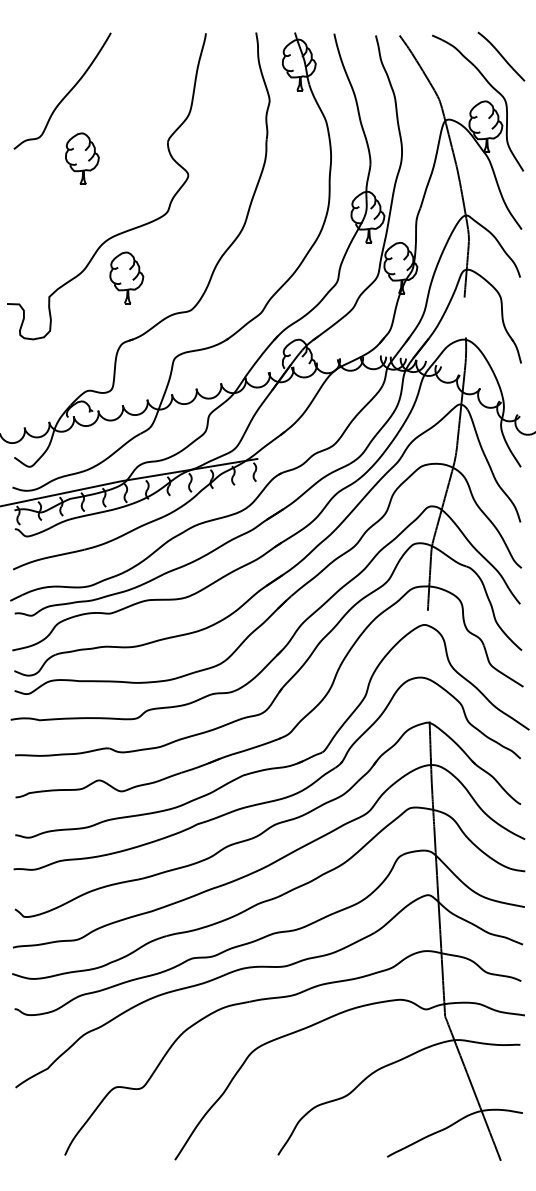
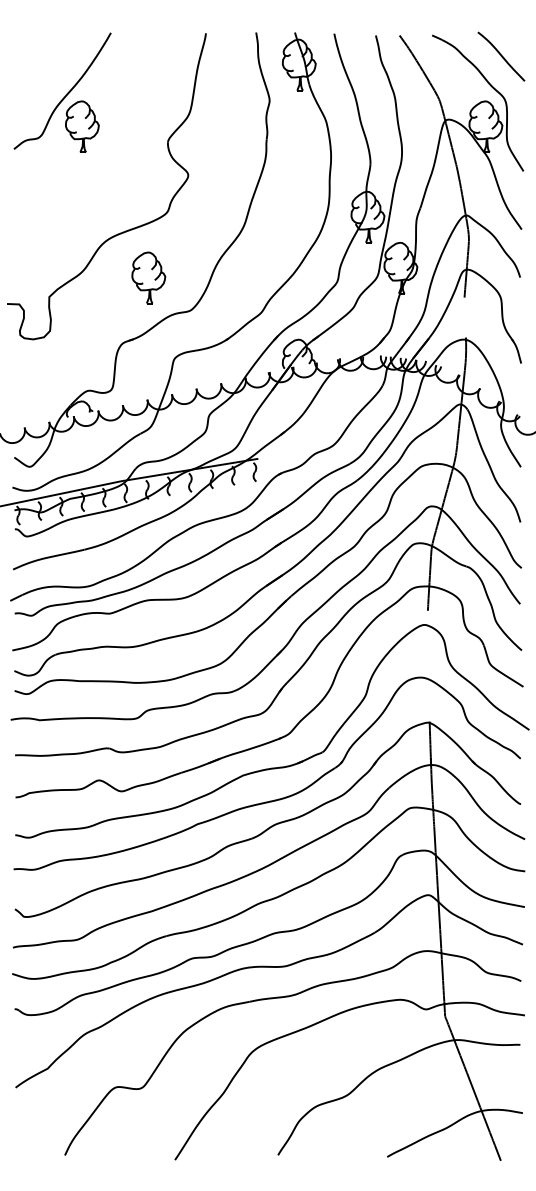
part position: (82, 158) -> (82, 126) (82, 126)
part position: (126, 277) -> (148, 277) (148, 277)
